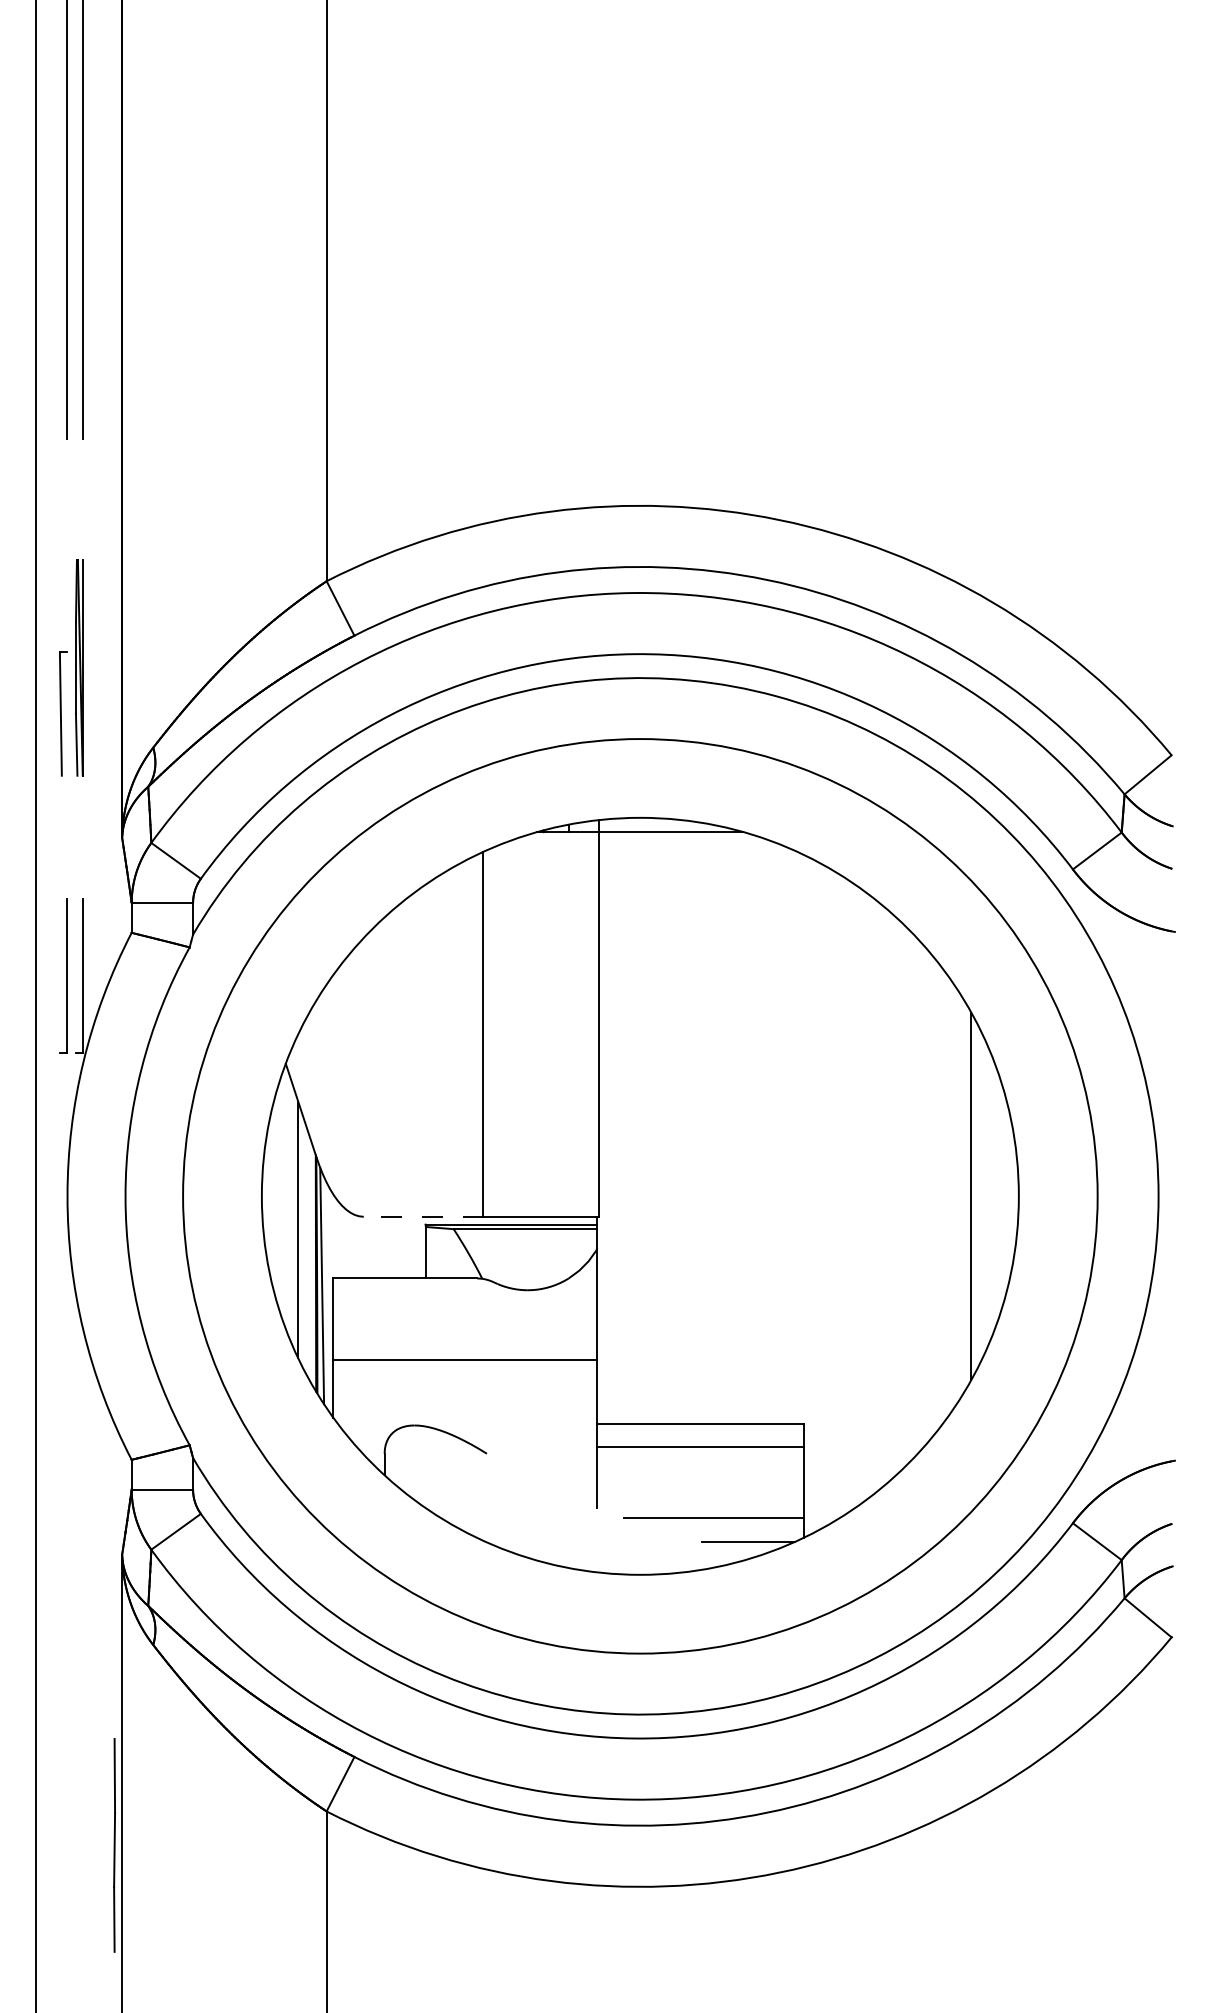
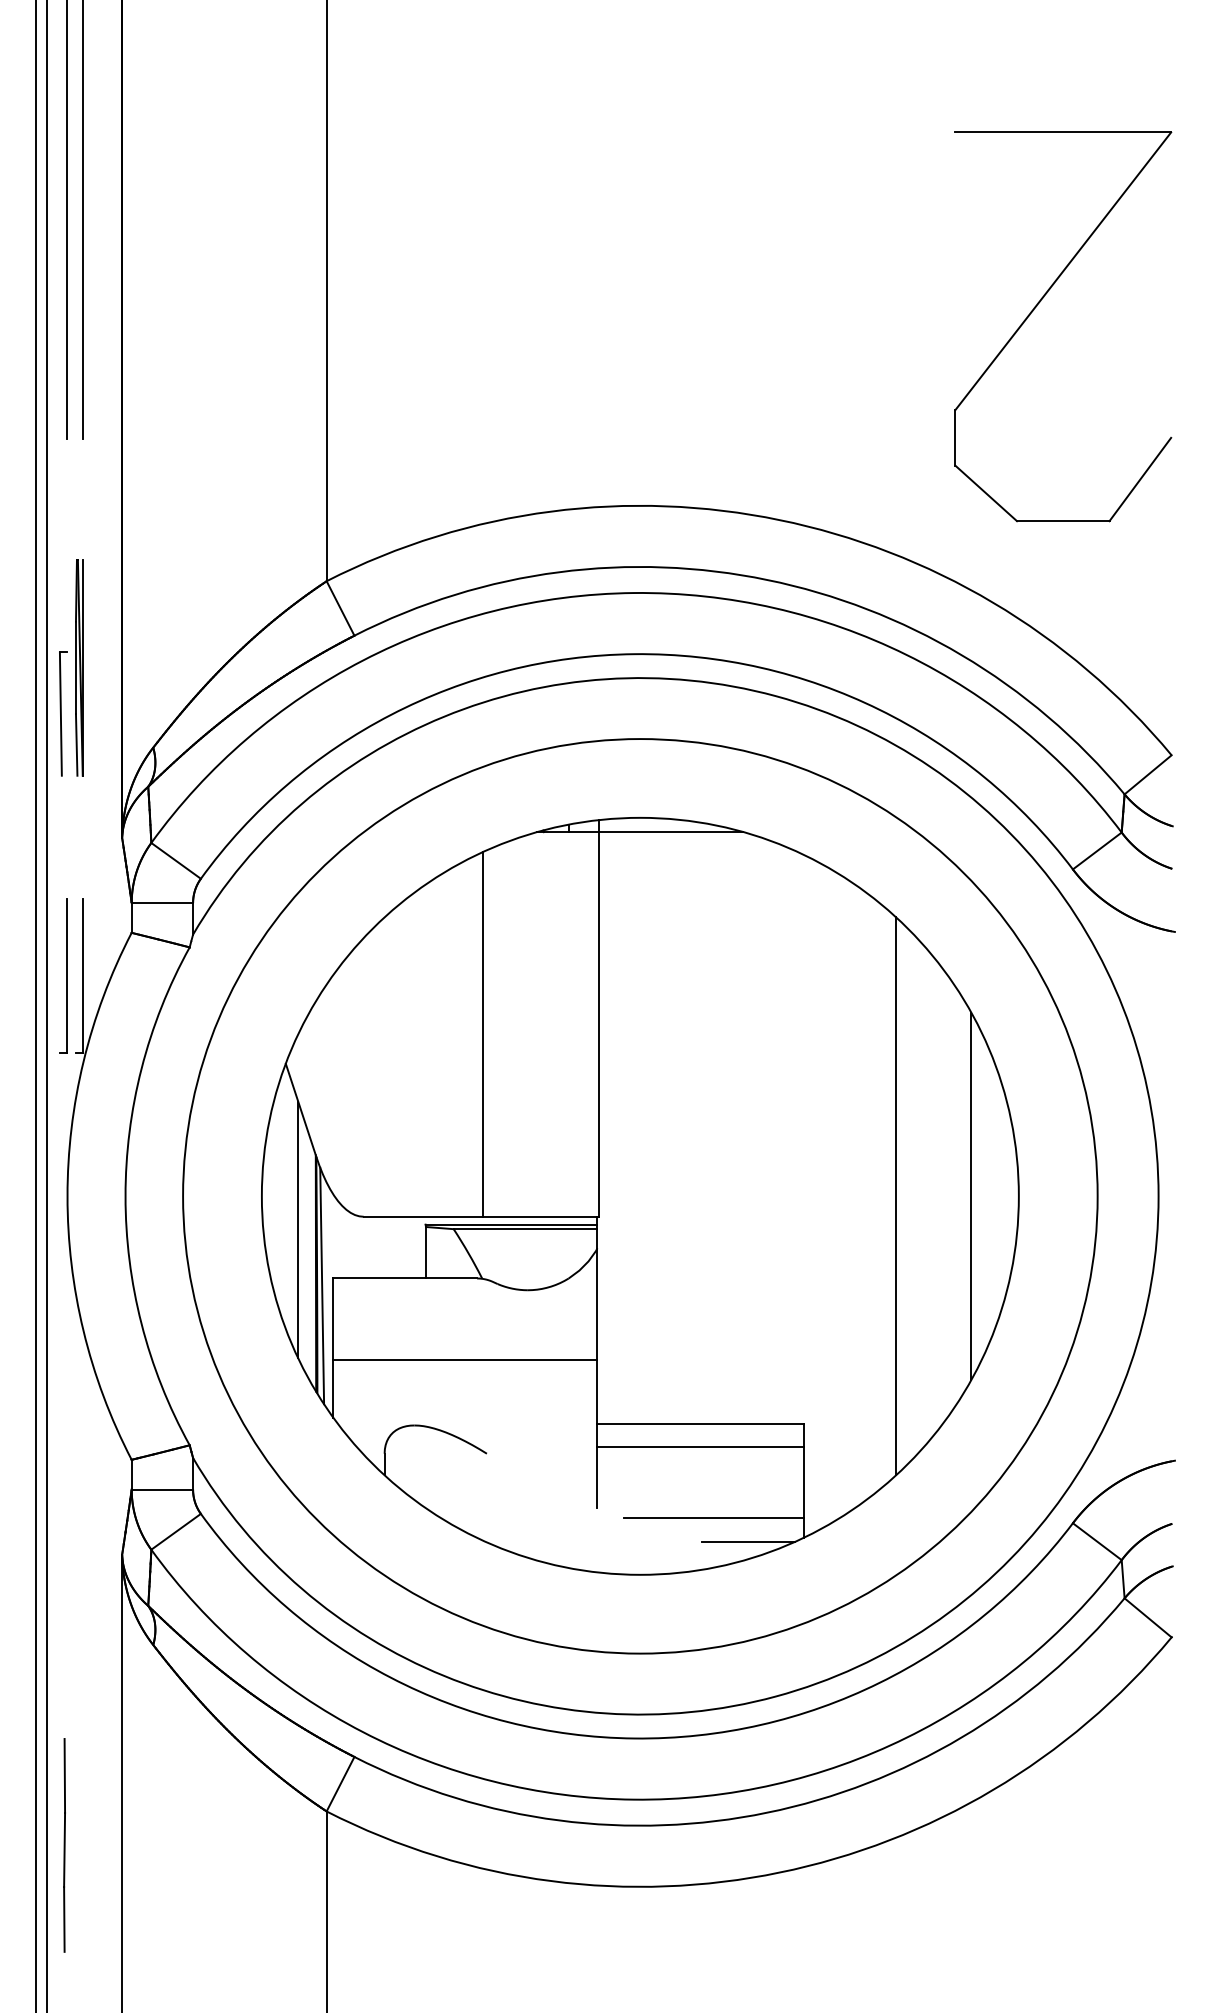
part: none -> present (1037, 306)
line: none -> present (47, 1005)
line: none -> present (896, 1196)
line: dashed -> solid (423, 1216)
line position: (114, 1845) -> (64, 1845) (64, 1845)
